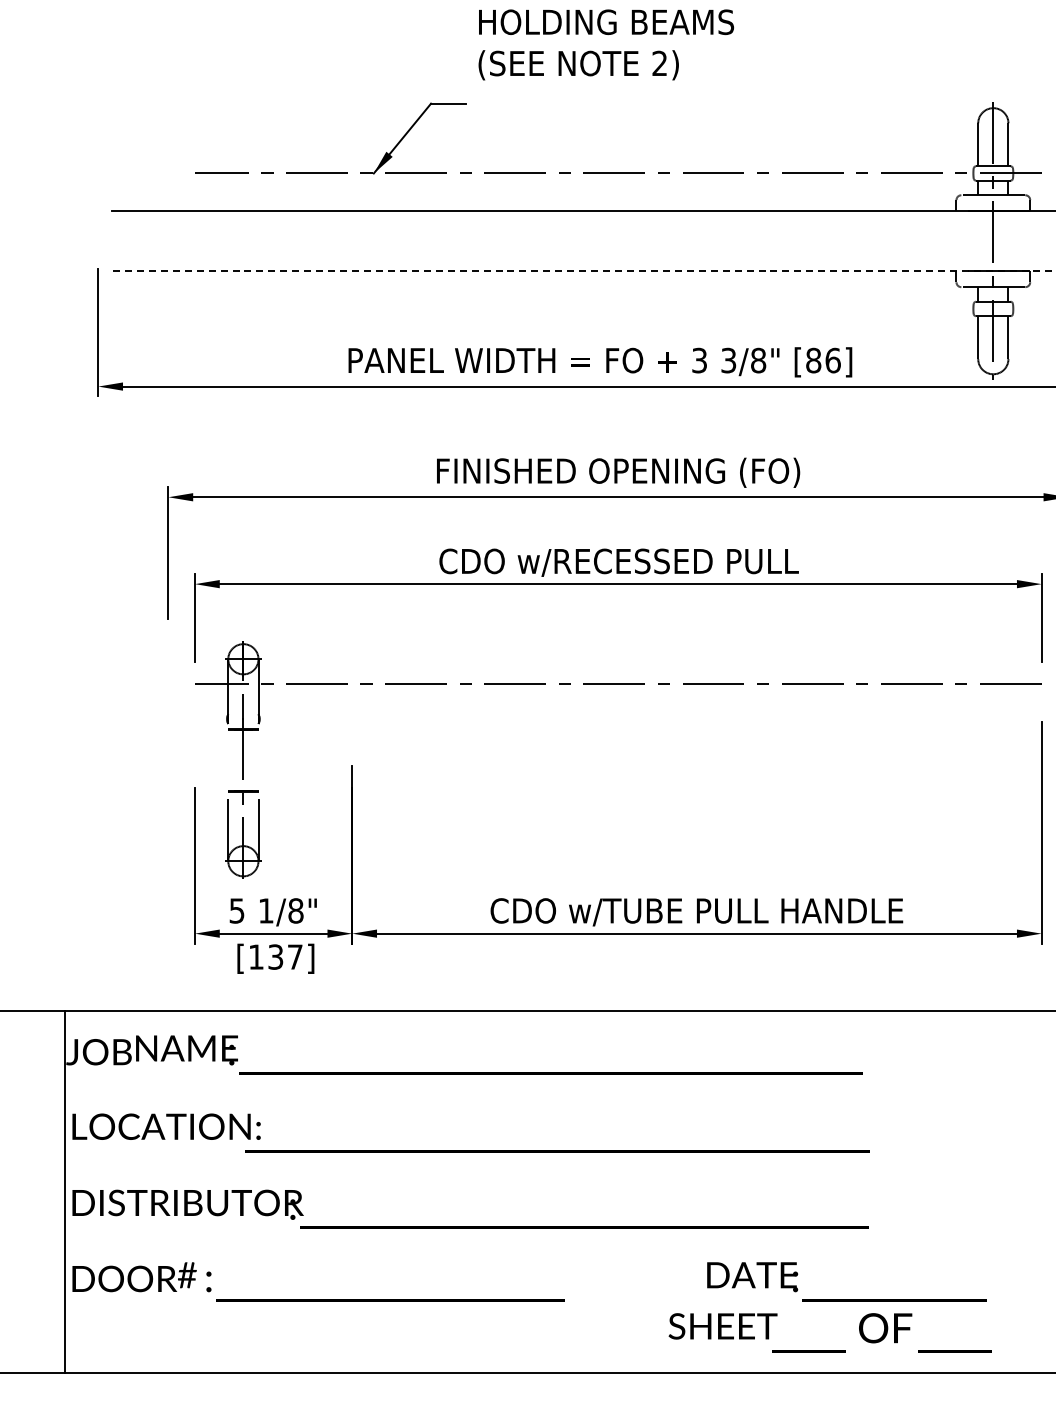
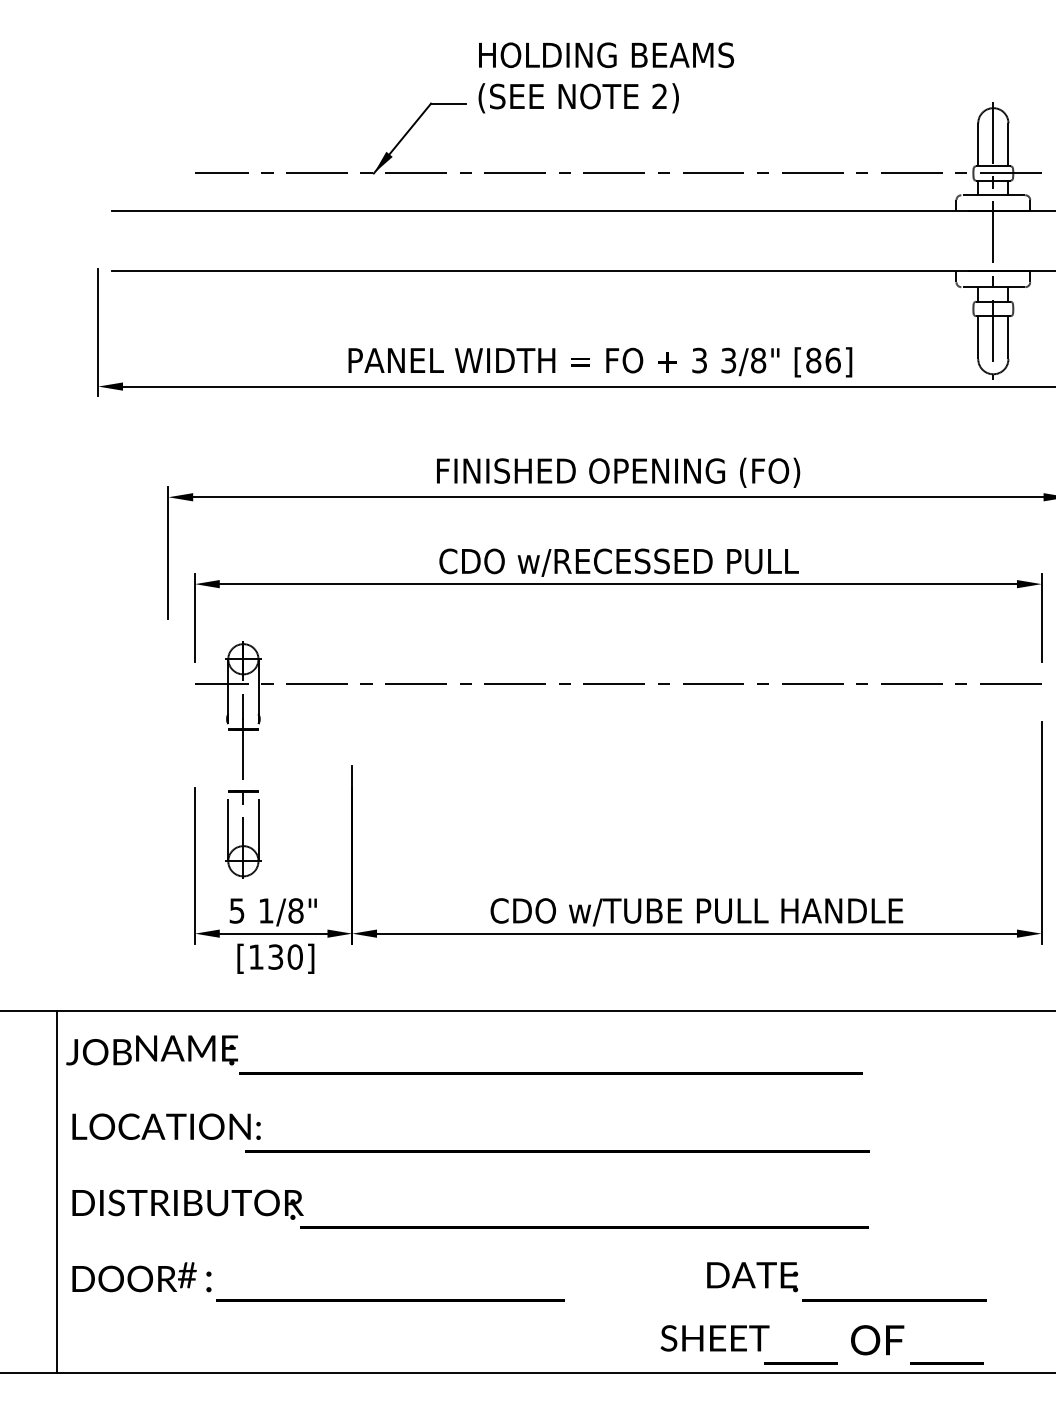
text position: (606, 44) -> (606, 77) (606, 77)
line: dashed -> solid (583, 271)
text: [137] -> [130] (294, 956)
line position: (64, 1191) -> (56, 1191) (56, 1191)
text position: (829, 1332) -> (821, 1344) (821, 1344)
